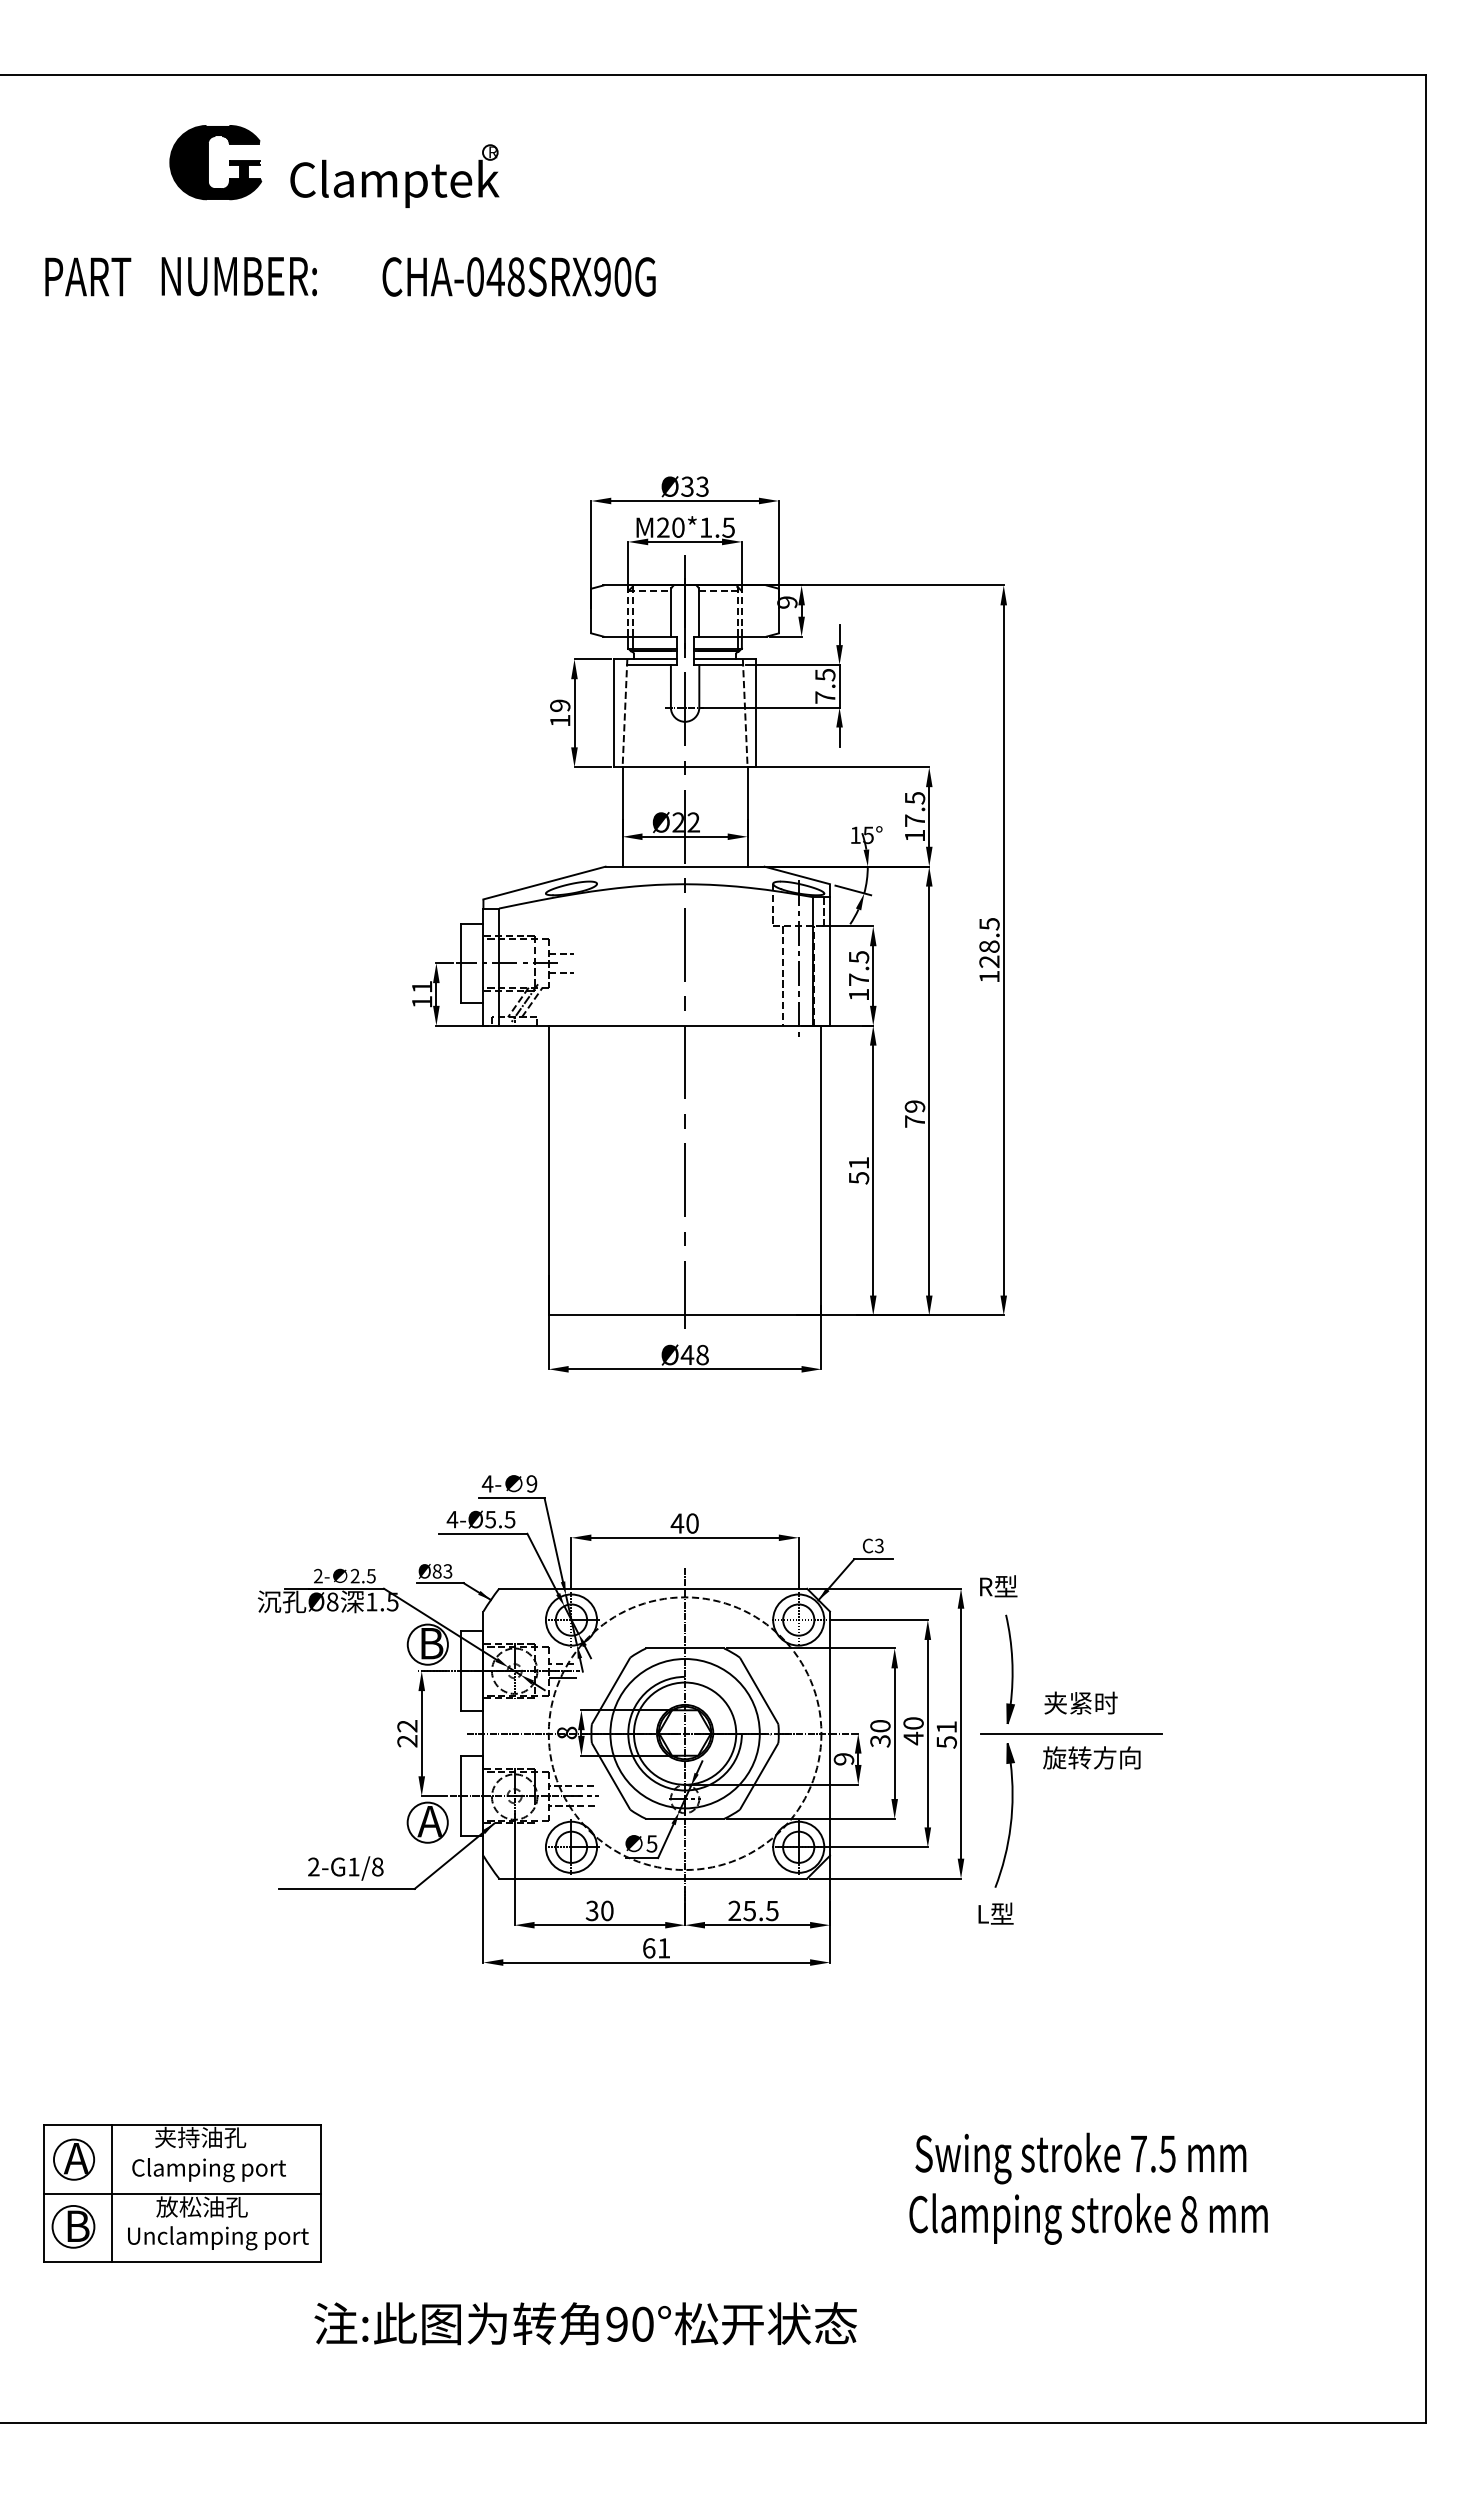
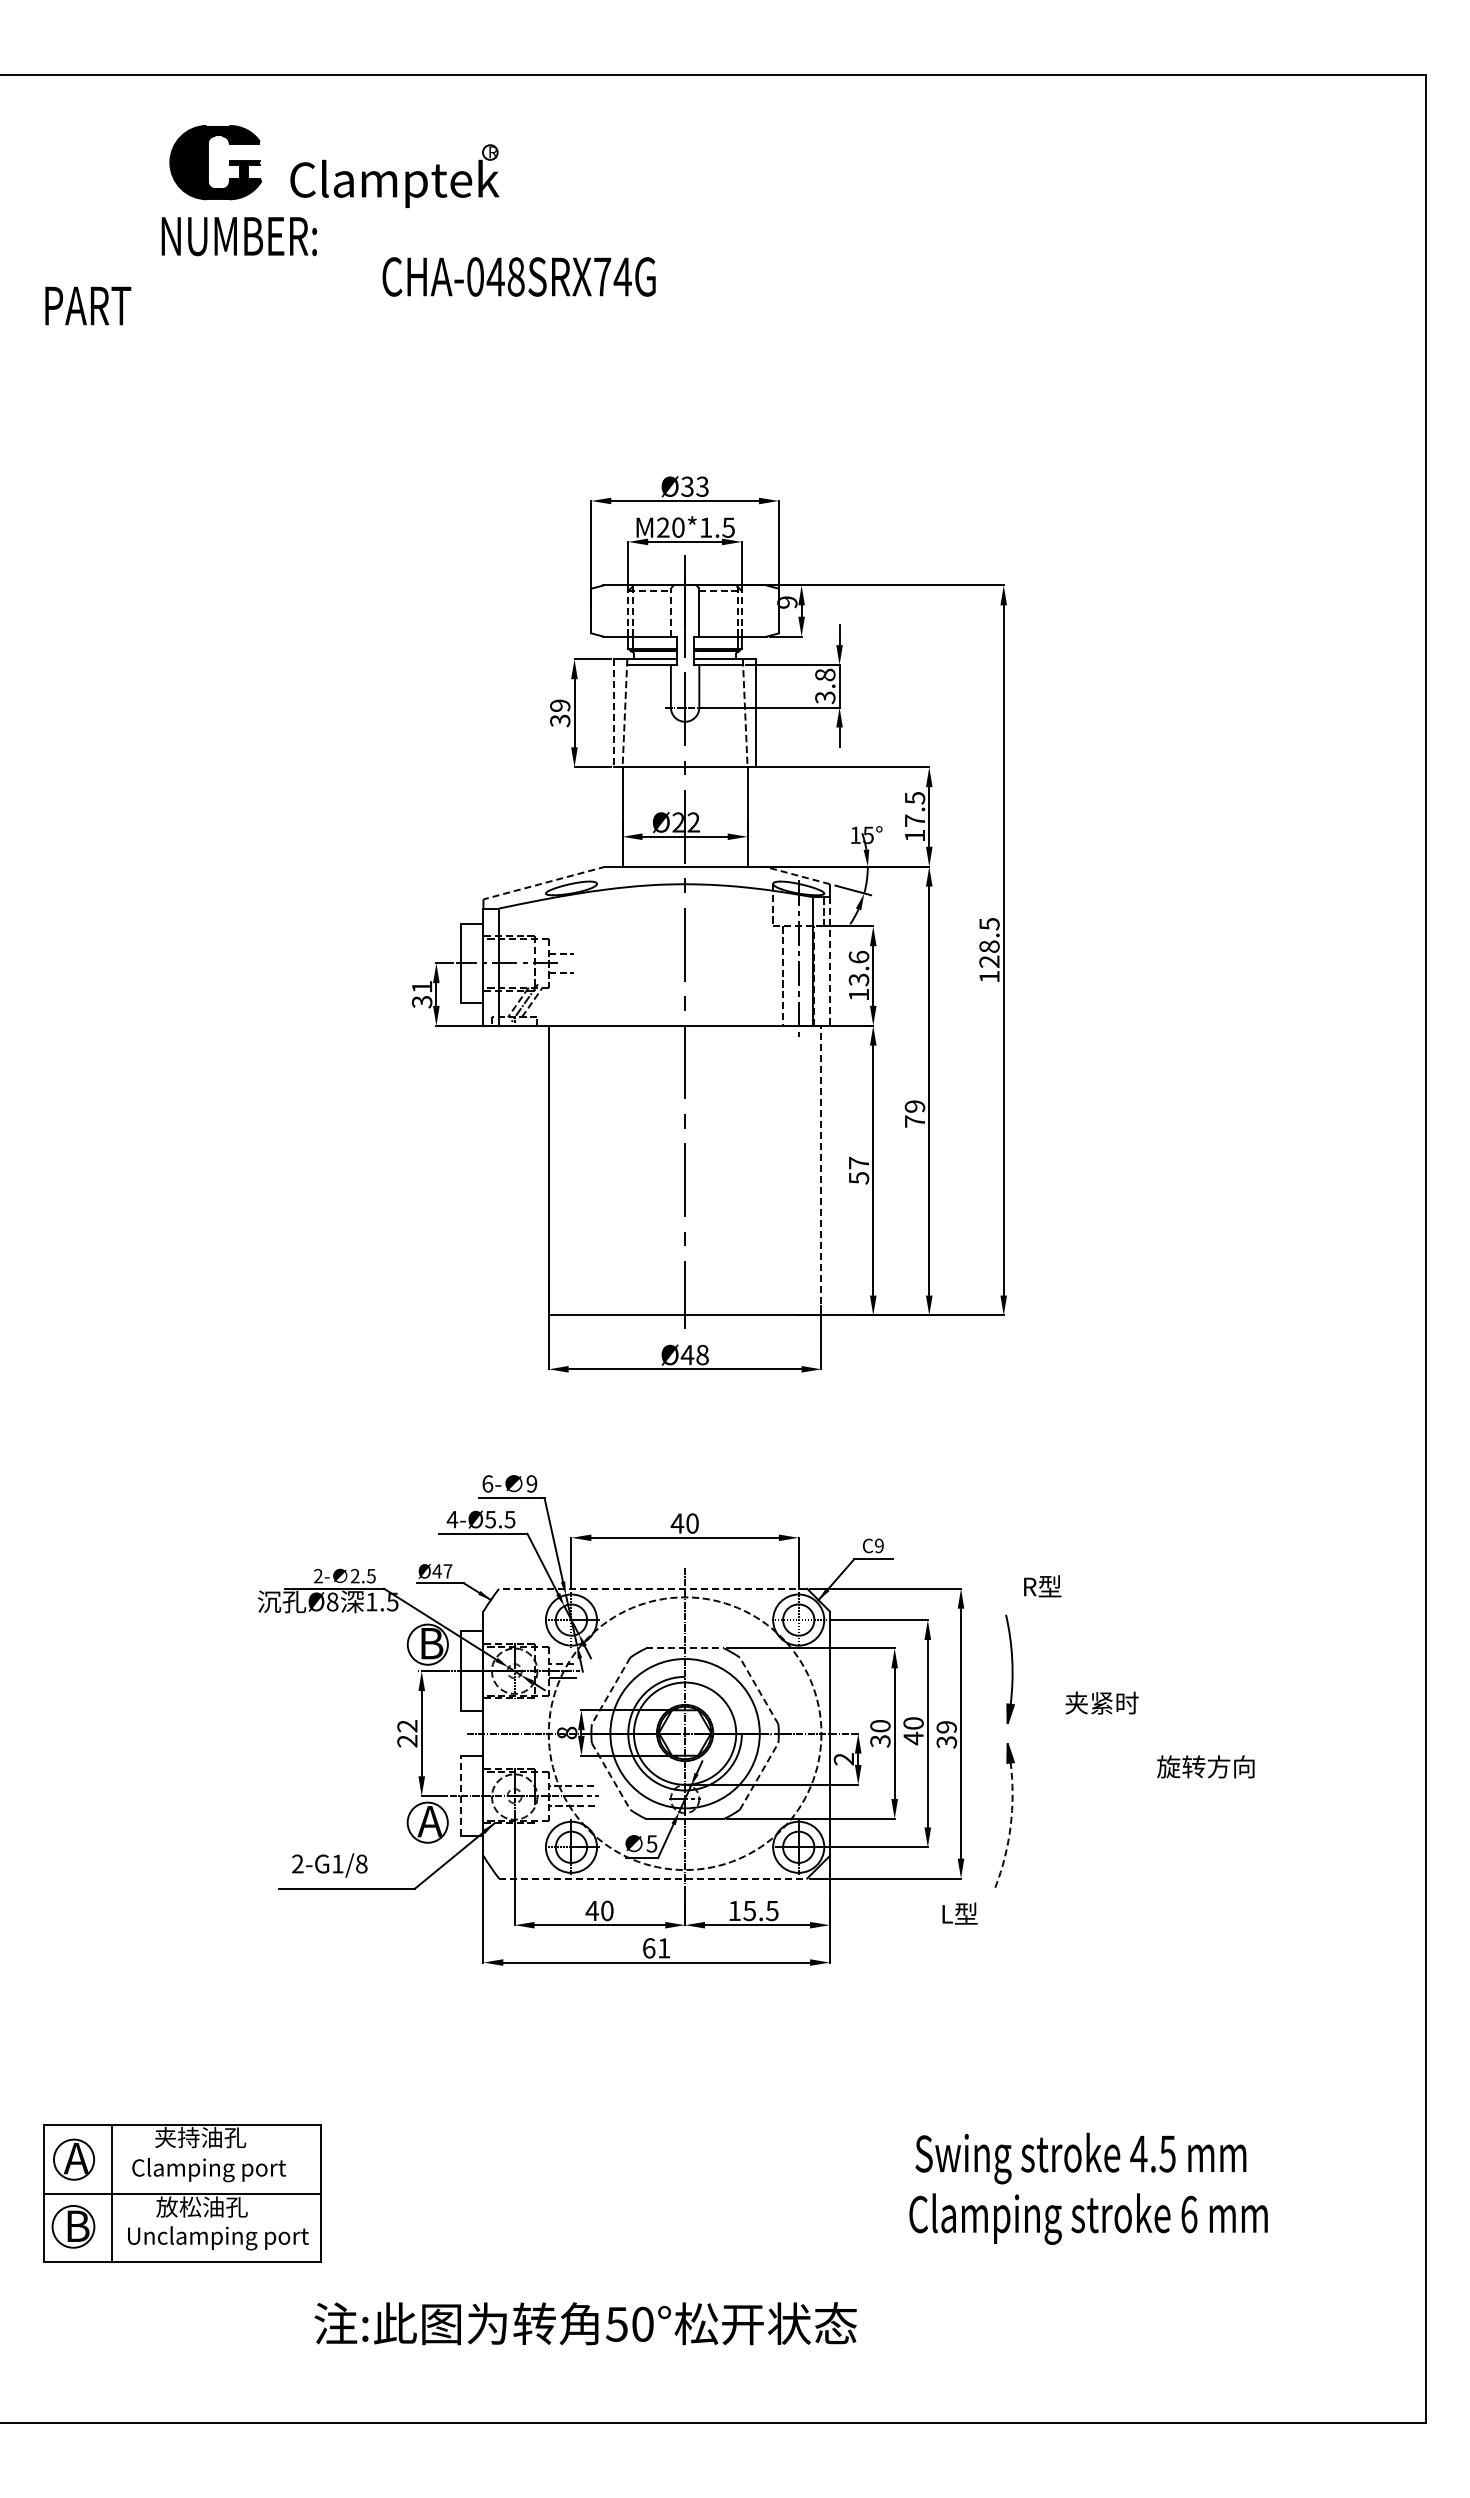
text position: (88, 276) -> (88, 305) (88, 305)
text position: (238, 276) -> (238, 236) (238, 236)
text: CHA-048SRX90G -> CHA-048SRX74G (612, 276)
line: solid -> dashed (671, 611)
text: 7.5 -> 3.8 (825, 686)
line: solid -> dashed (614, 713)
text: 19 -> 39 (560, 720)
line: solid -> dashed (797, 875)
line: solid -> dashed (544, 883)
line: solid -> dashed (829, 961)
text: 17.5 -> 13.6 (858, 968)
text: 11 -> 31 (421, 1002)
text: 51 -> 57 (858, 1162)
line: solid -> dashed (821, 1170)
text: 4- -> 6- (487, 1483)
text: C3 -> C9 (878, 1546)
text: Ø83 -> Ø47 (442, 1571)
text position: (998, 1586) -> (1042, 1586) (1042, 1586)
line: solid -> dashed (652, 1588)
line: solid -> dashed (685, 1648)
line: solid -> dashed (758, 1690)
line: solid -> dashed (610, 1691)
text position: (1080, 1702) -> (1101, 1702) (1101, 1702)
line: present -> none (1071, 1733)
text: 51 -> 39 (946, 1734)
text position: (1091, 1757) -> (1205, 1766) (1205, 1766)
text: 9 -> 2 (844, 1759)
line: solid -> dashed (611, 1776)
line: solid -> dashed (759, 1776)
line: solid -> dashed (460, 1796)
arc: solid -> dashed (1010, 1826)
text position: (345, 1868) -> (329, 1865) (329, 1865)
line: solid -> dashed (653, 1878)
text: 30 -> 40 (591, 1910)
text: 25.5 -> 15.5 (734, 1910)
text position: (995, 1913) -> (959, 1913) (959, 1913)
text: 7.5 -> 4.5 (1138, 2153)
text: 8 -> 6 (1189, 2214)
text: 90° -> 50° (616, 2323)
